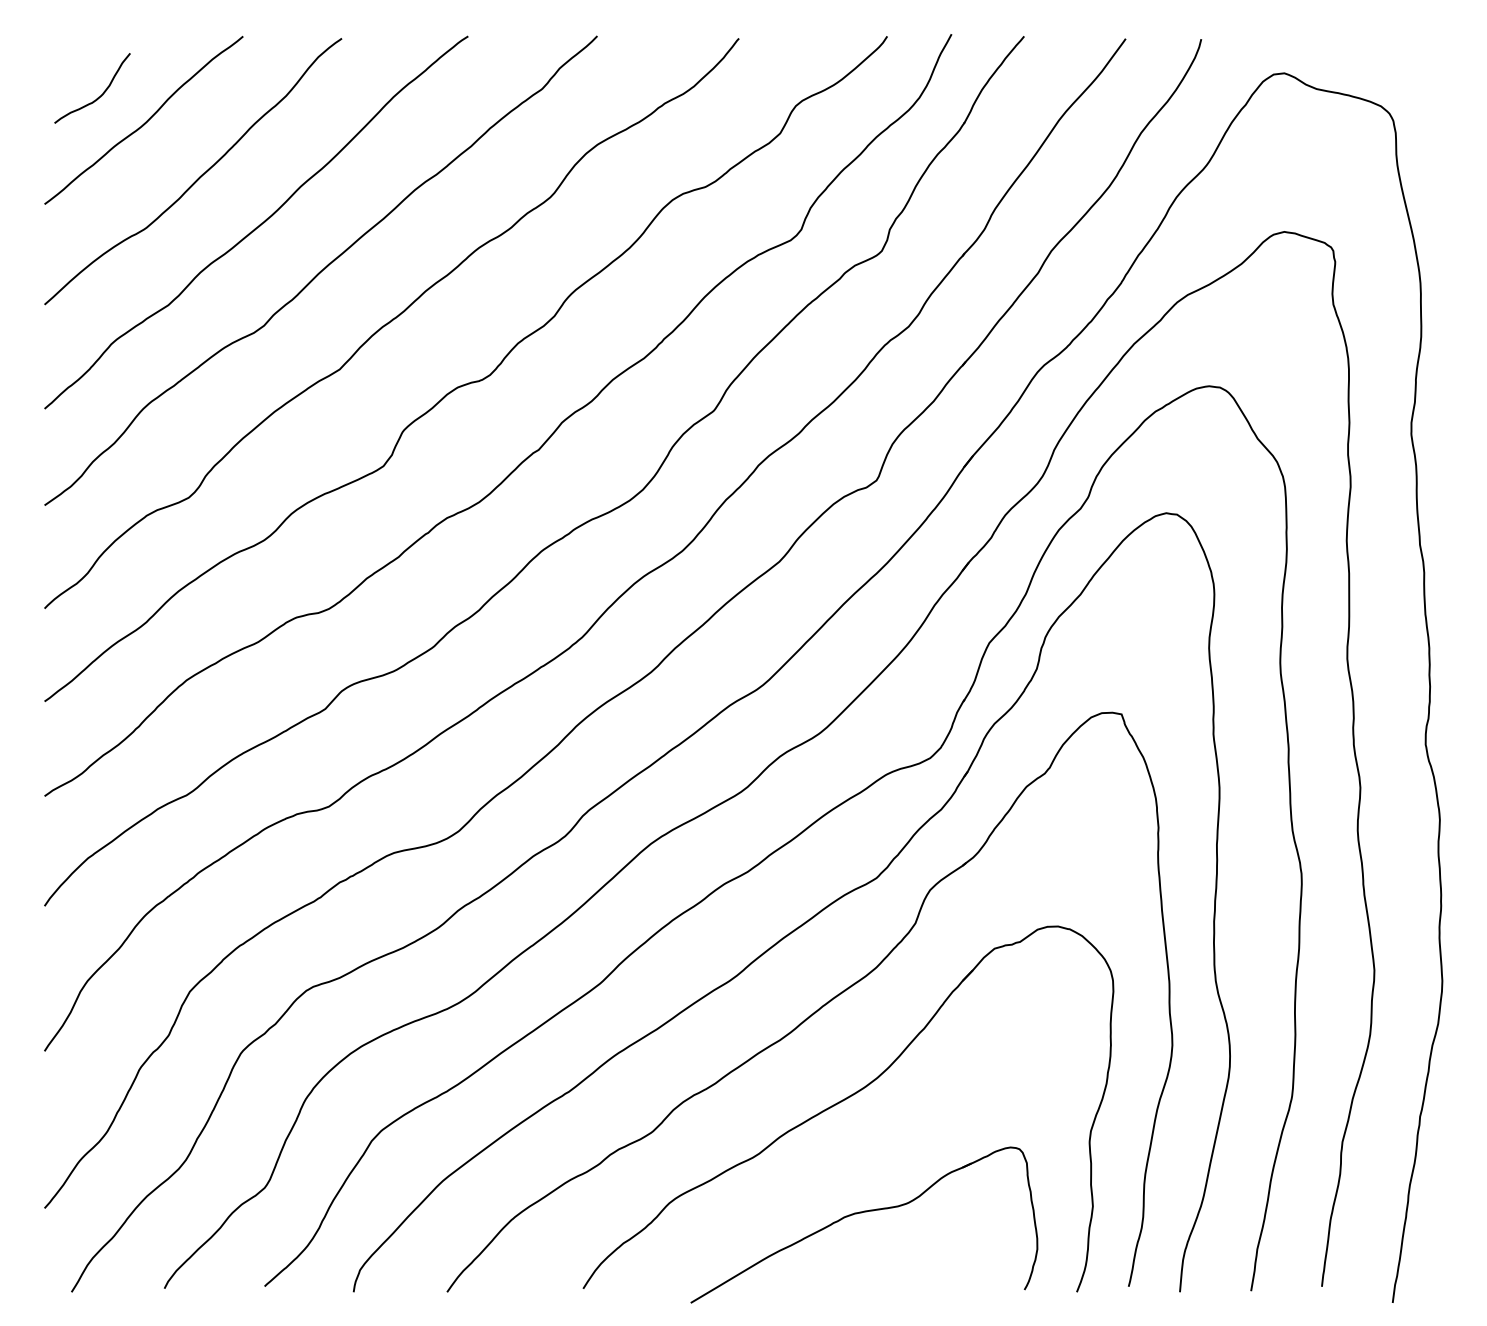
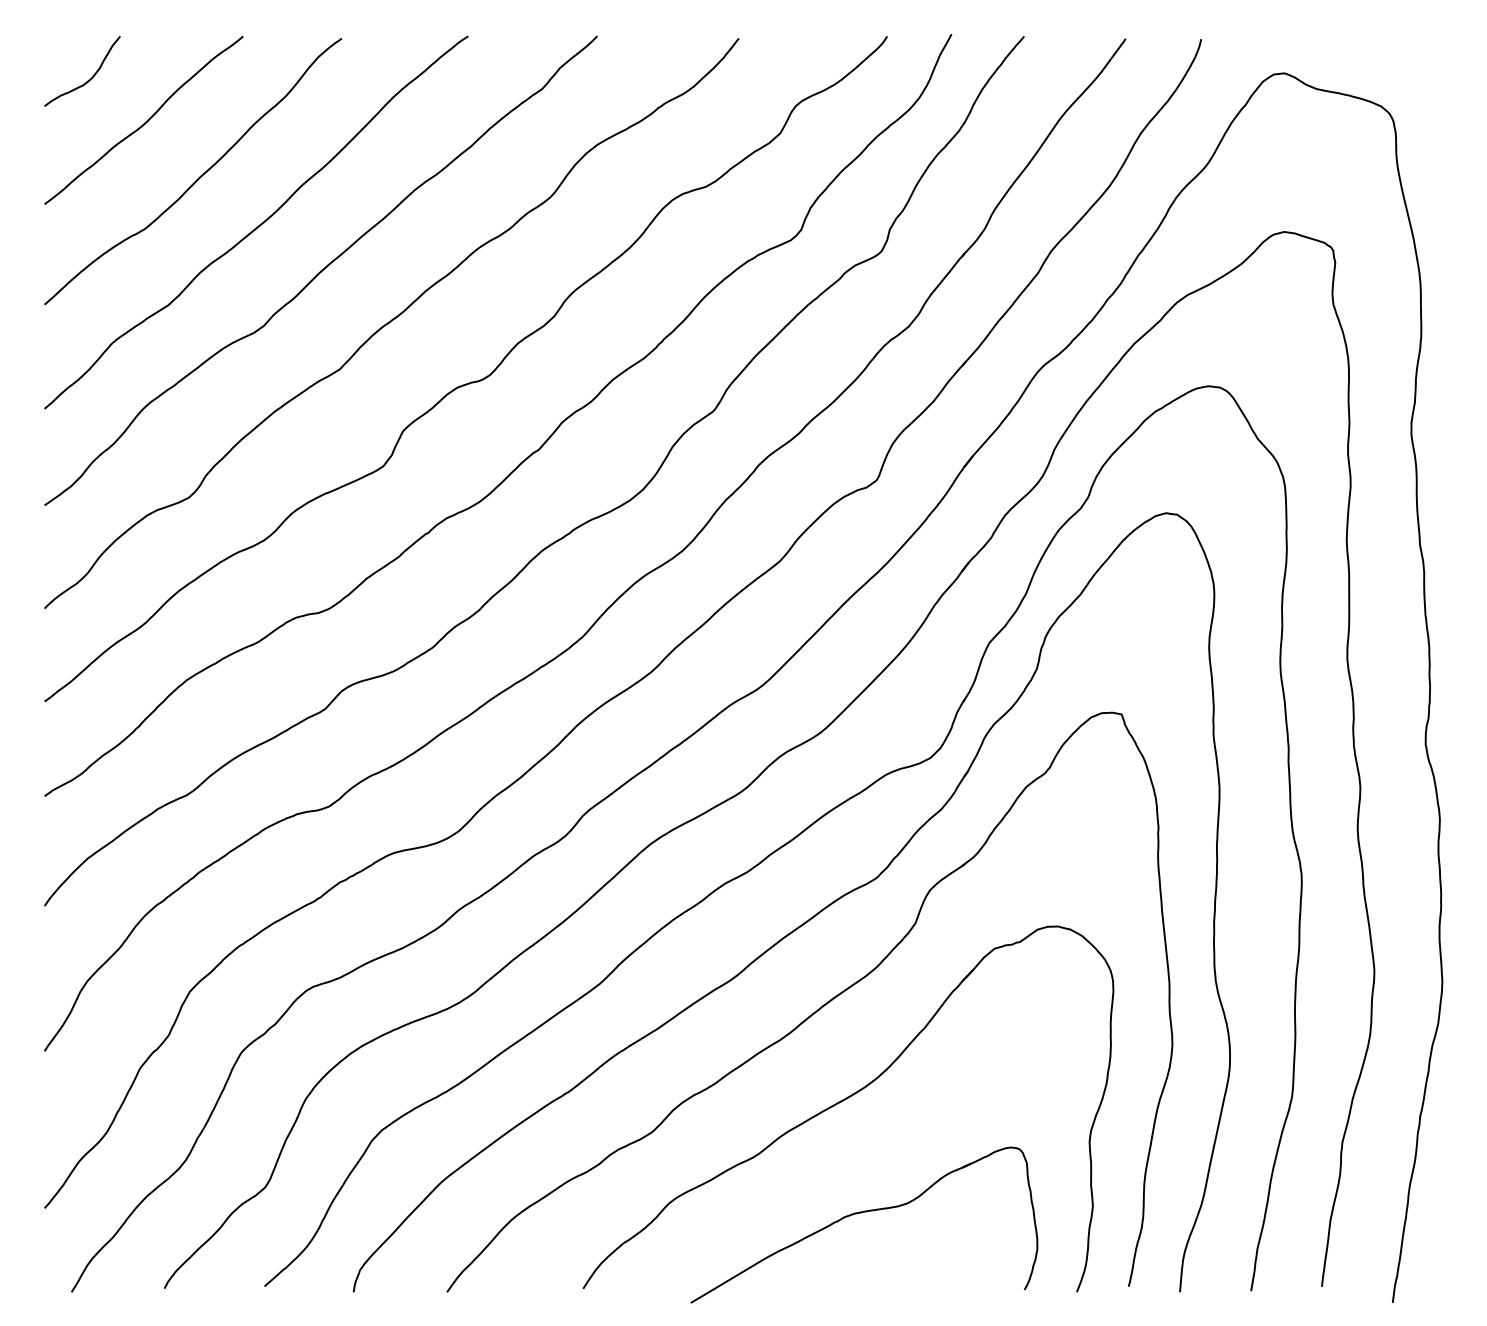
curve position: (98, 96) -> (88, 79) (88, 79)
